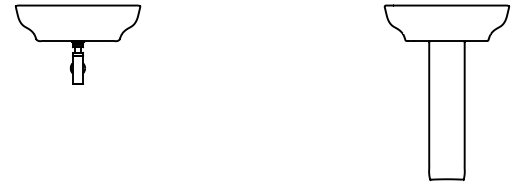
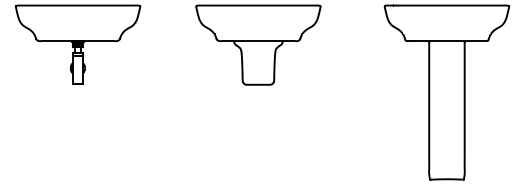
part: none -> present (258, 44)
